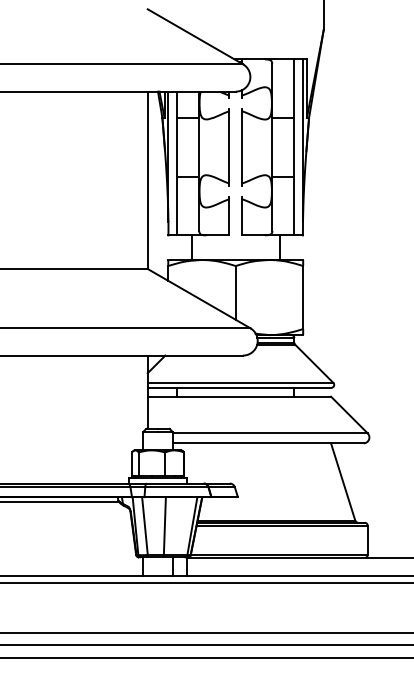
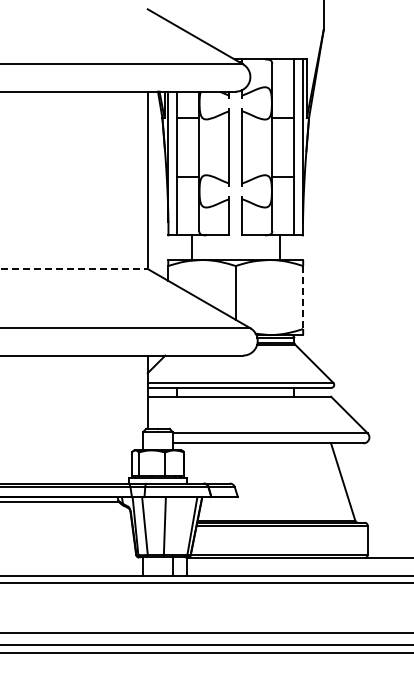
line: solid -> dashed (73, 269)
line: solid -> dashed (303, 297)
line position: (206, 657) -> (206, 652) (206, 652)
